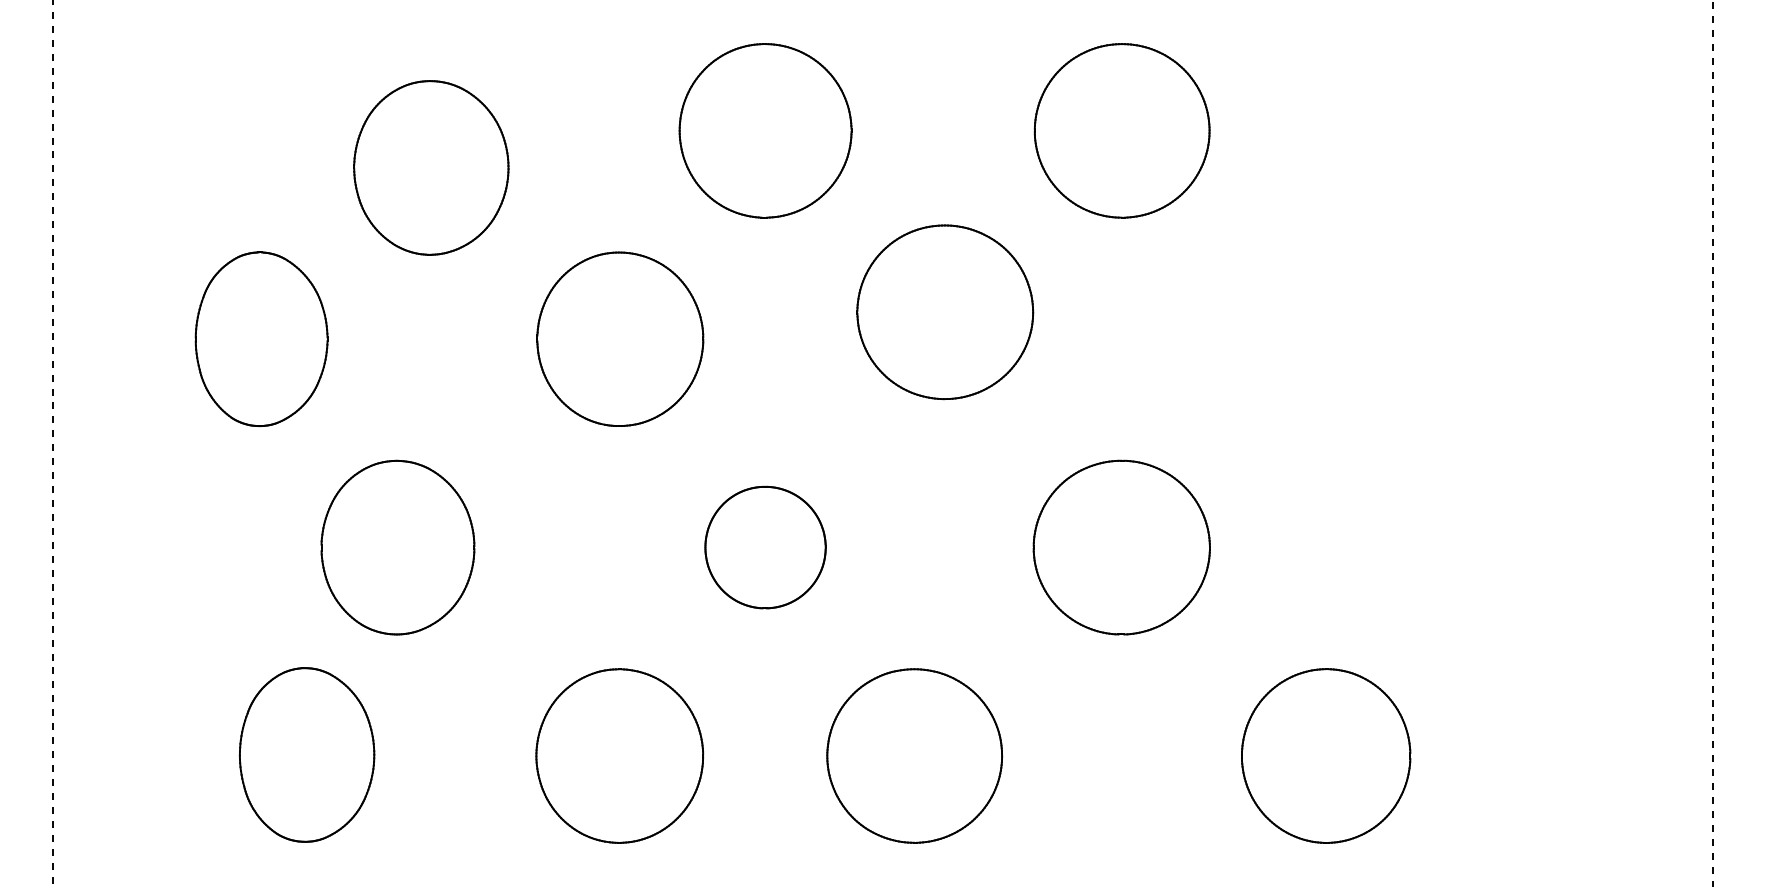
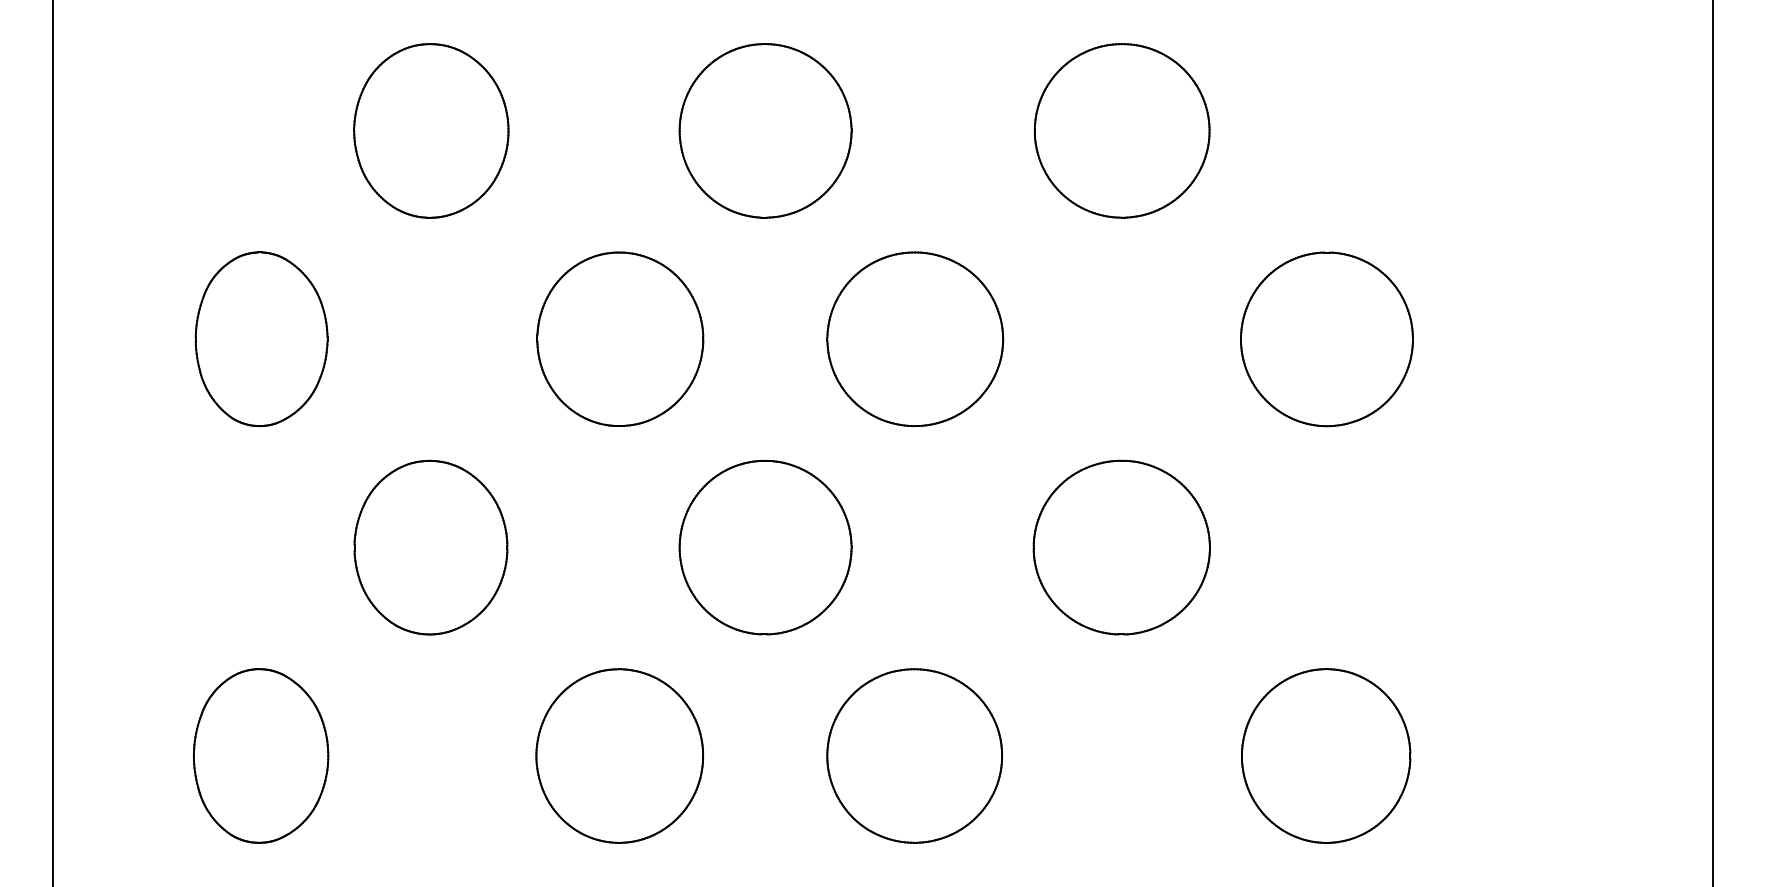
part position: (431, 167) -> (431, 130) (431, 130)
part position: (945, 312) -> (915, 339) (915, 339)
part: none -> present (1326, 339)
line: dashed -> solid (52, 443)
line: dashed -> solid (1713, 443)
part position: (397, 547) -> (430, 547) (430, 547)
part size: 123x125 px -> 175x177 px (765, 547)
part position: (306, 754) -> (260, 755) (260, 755)
